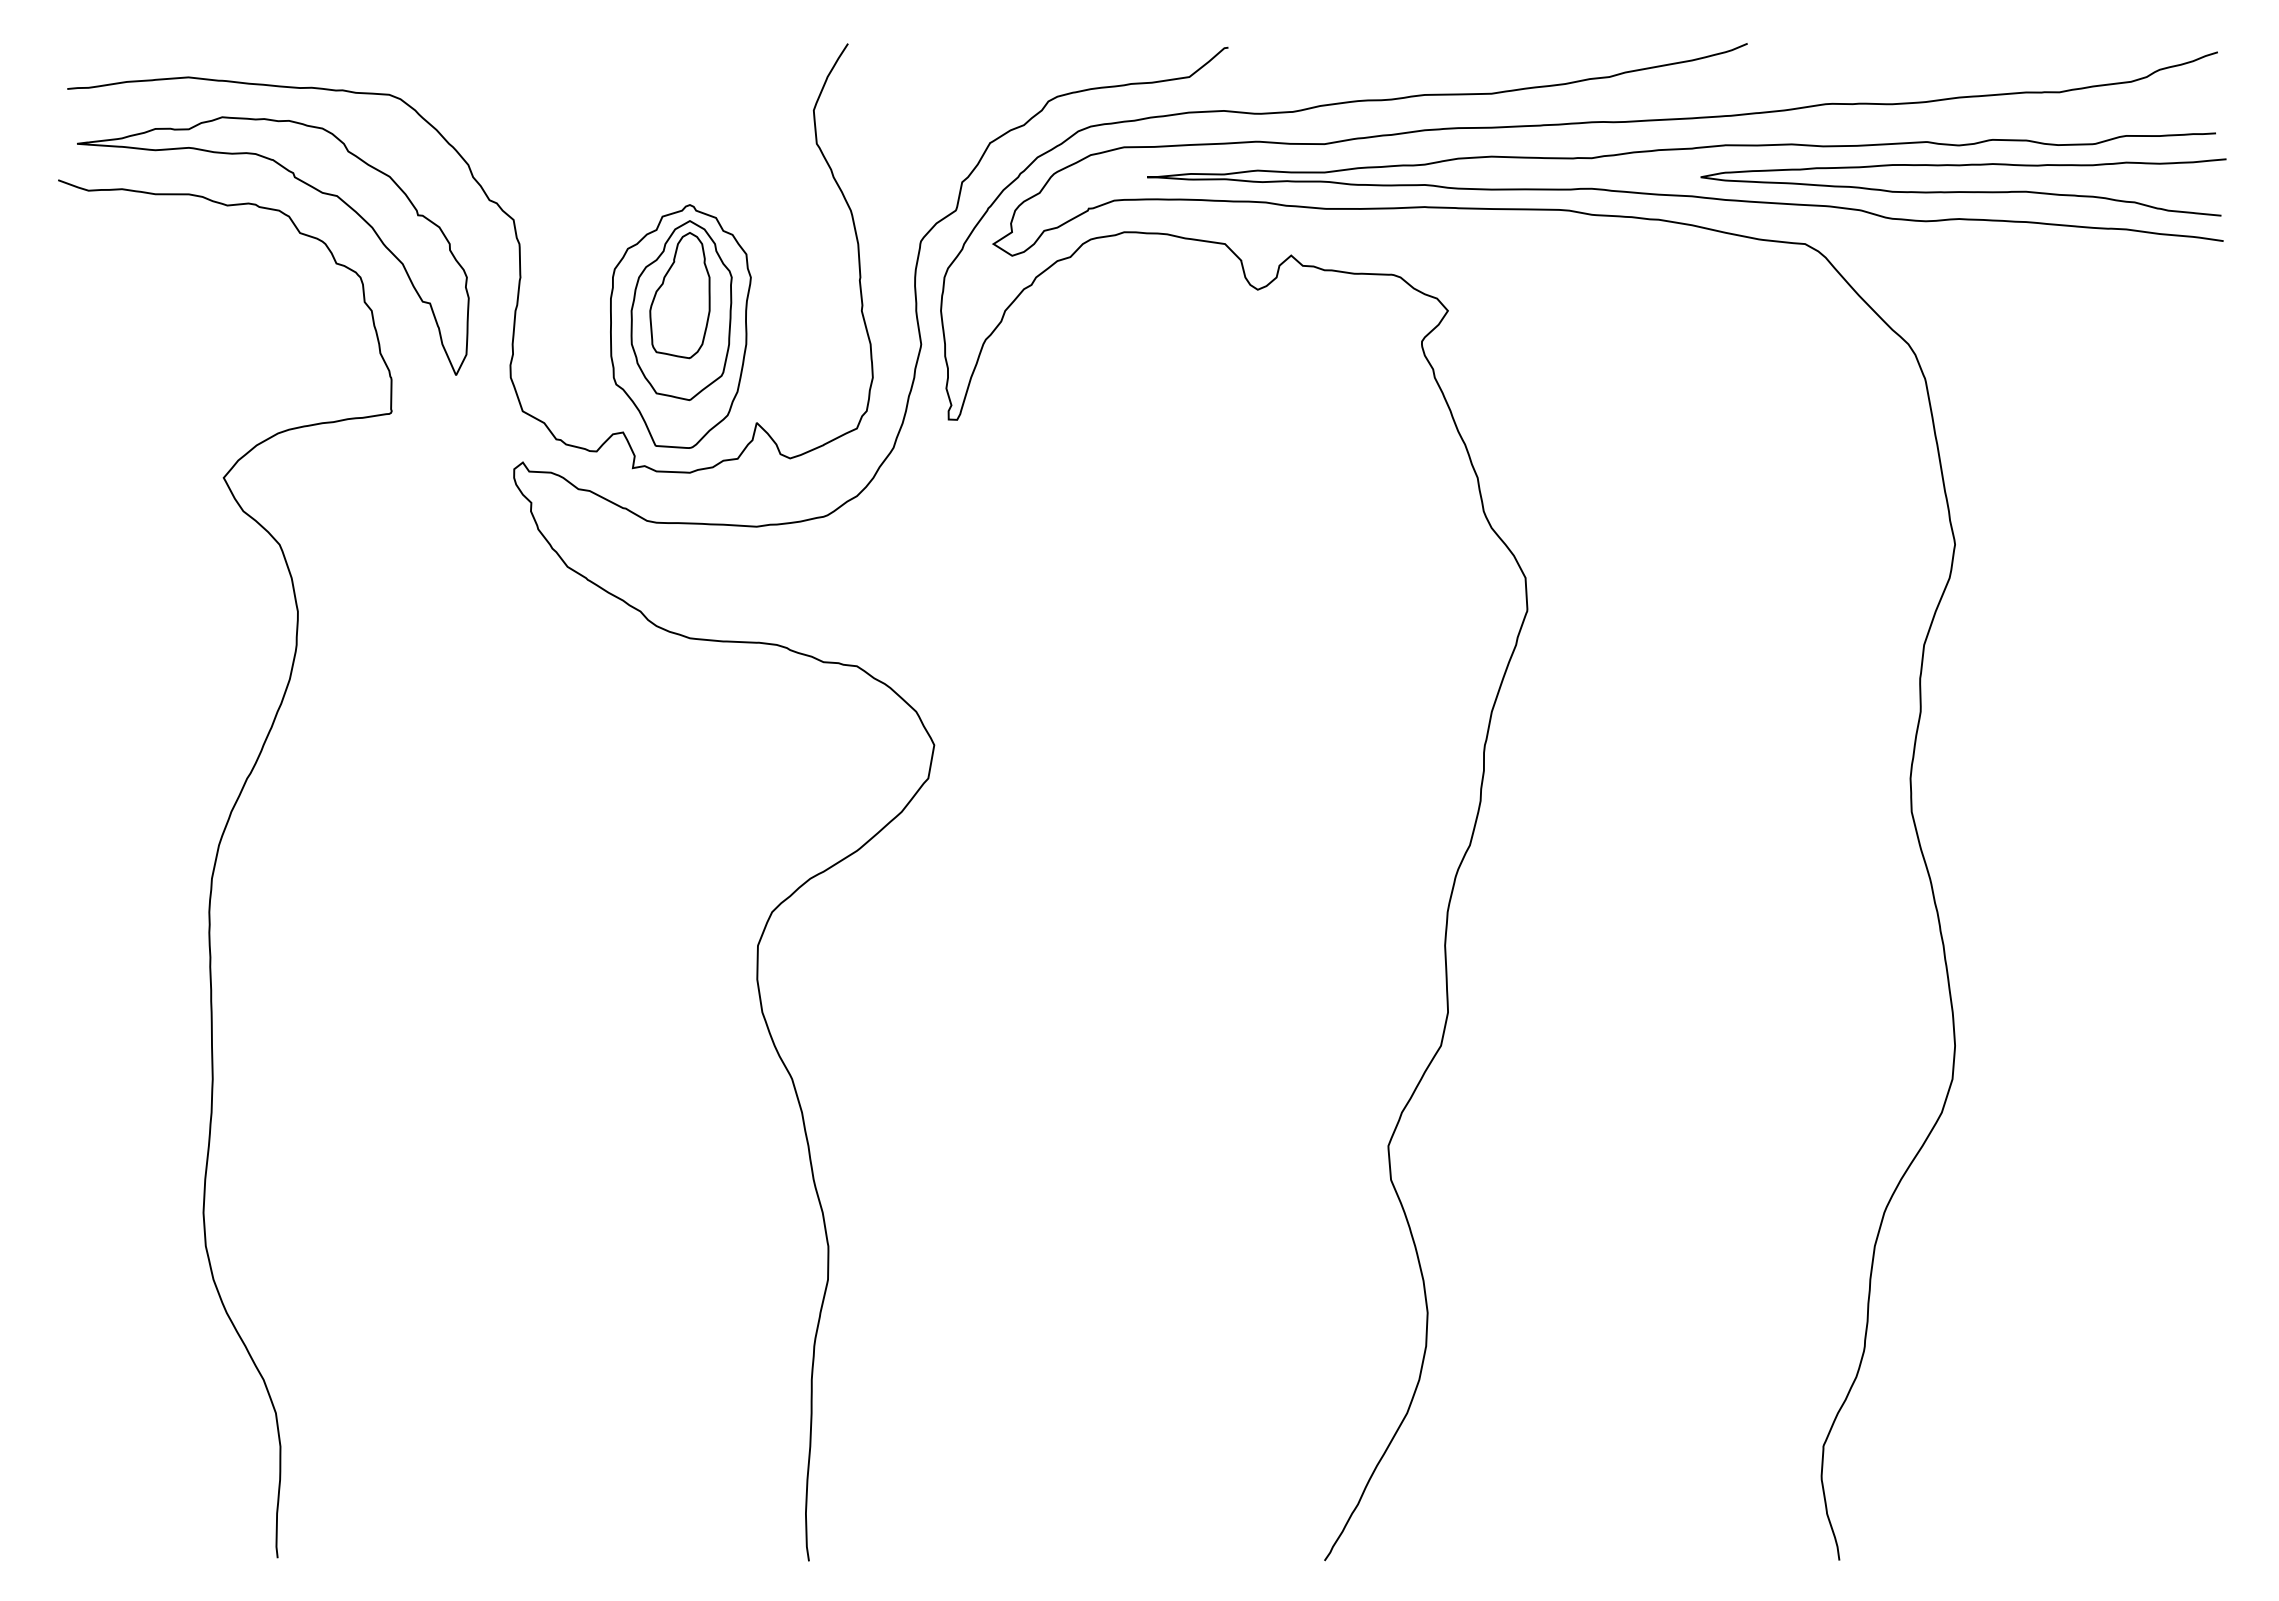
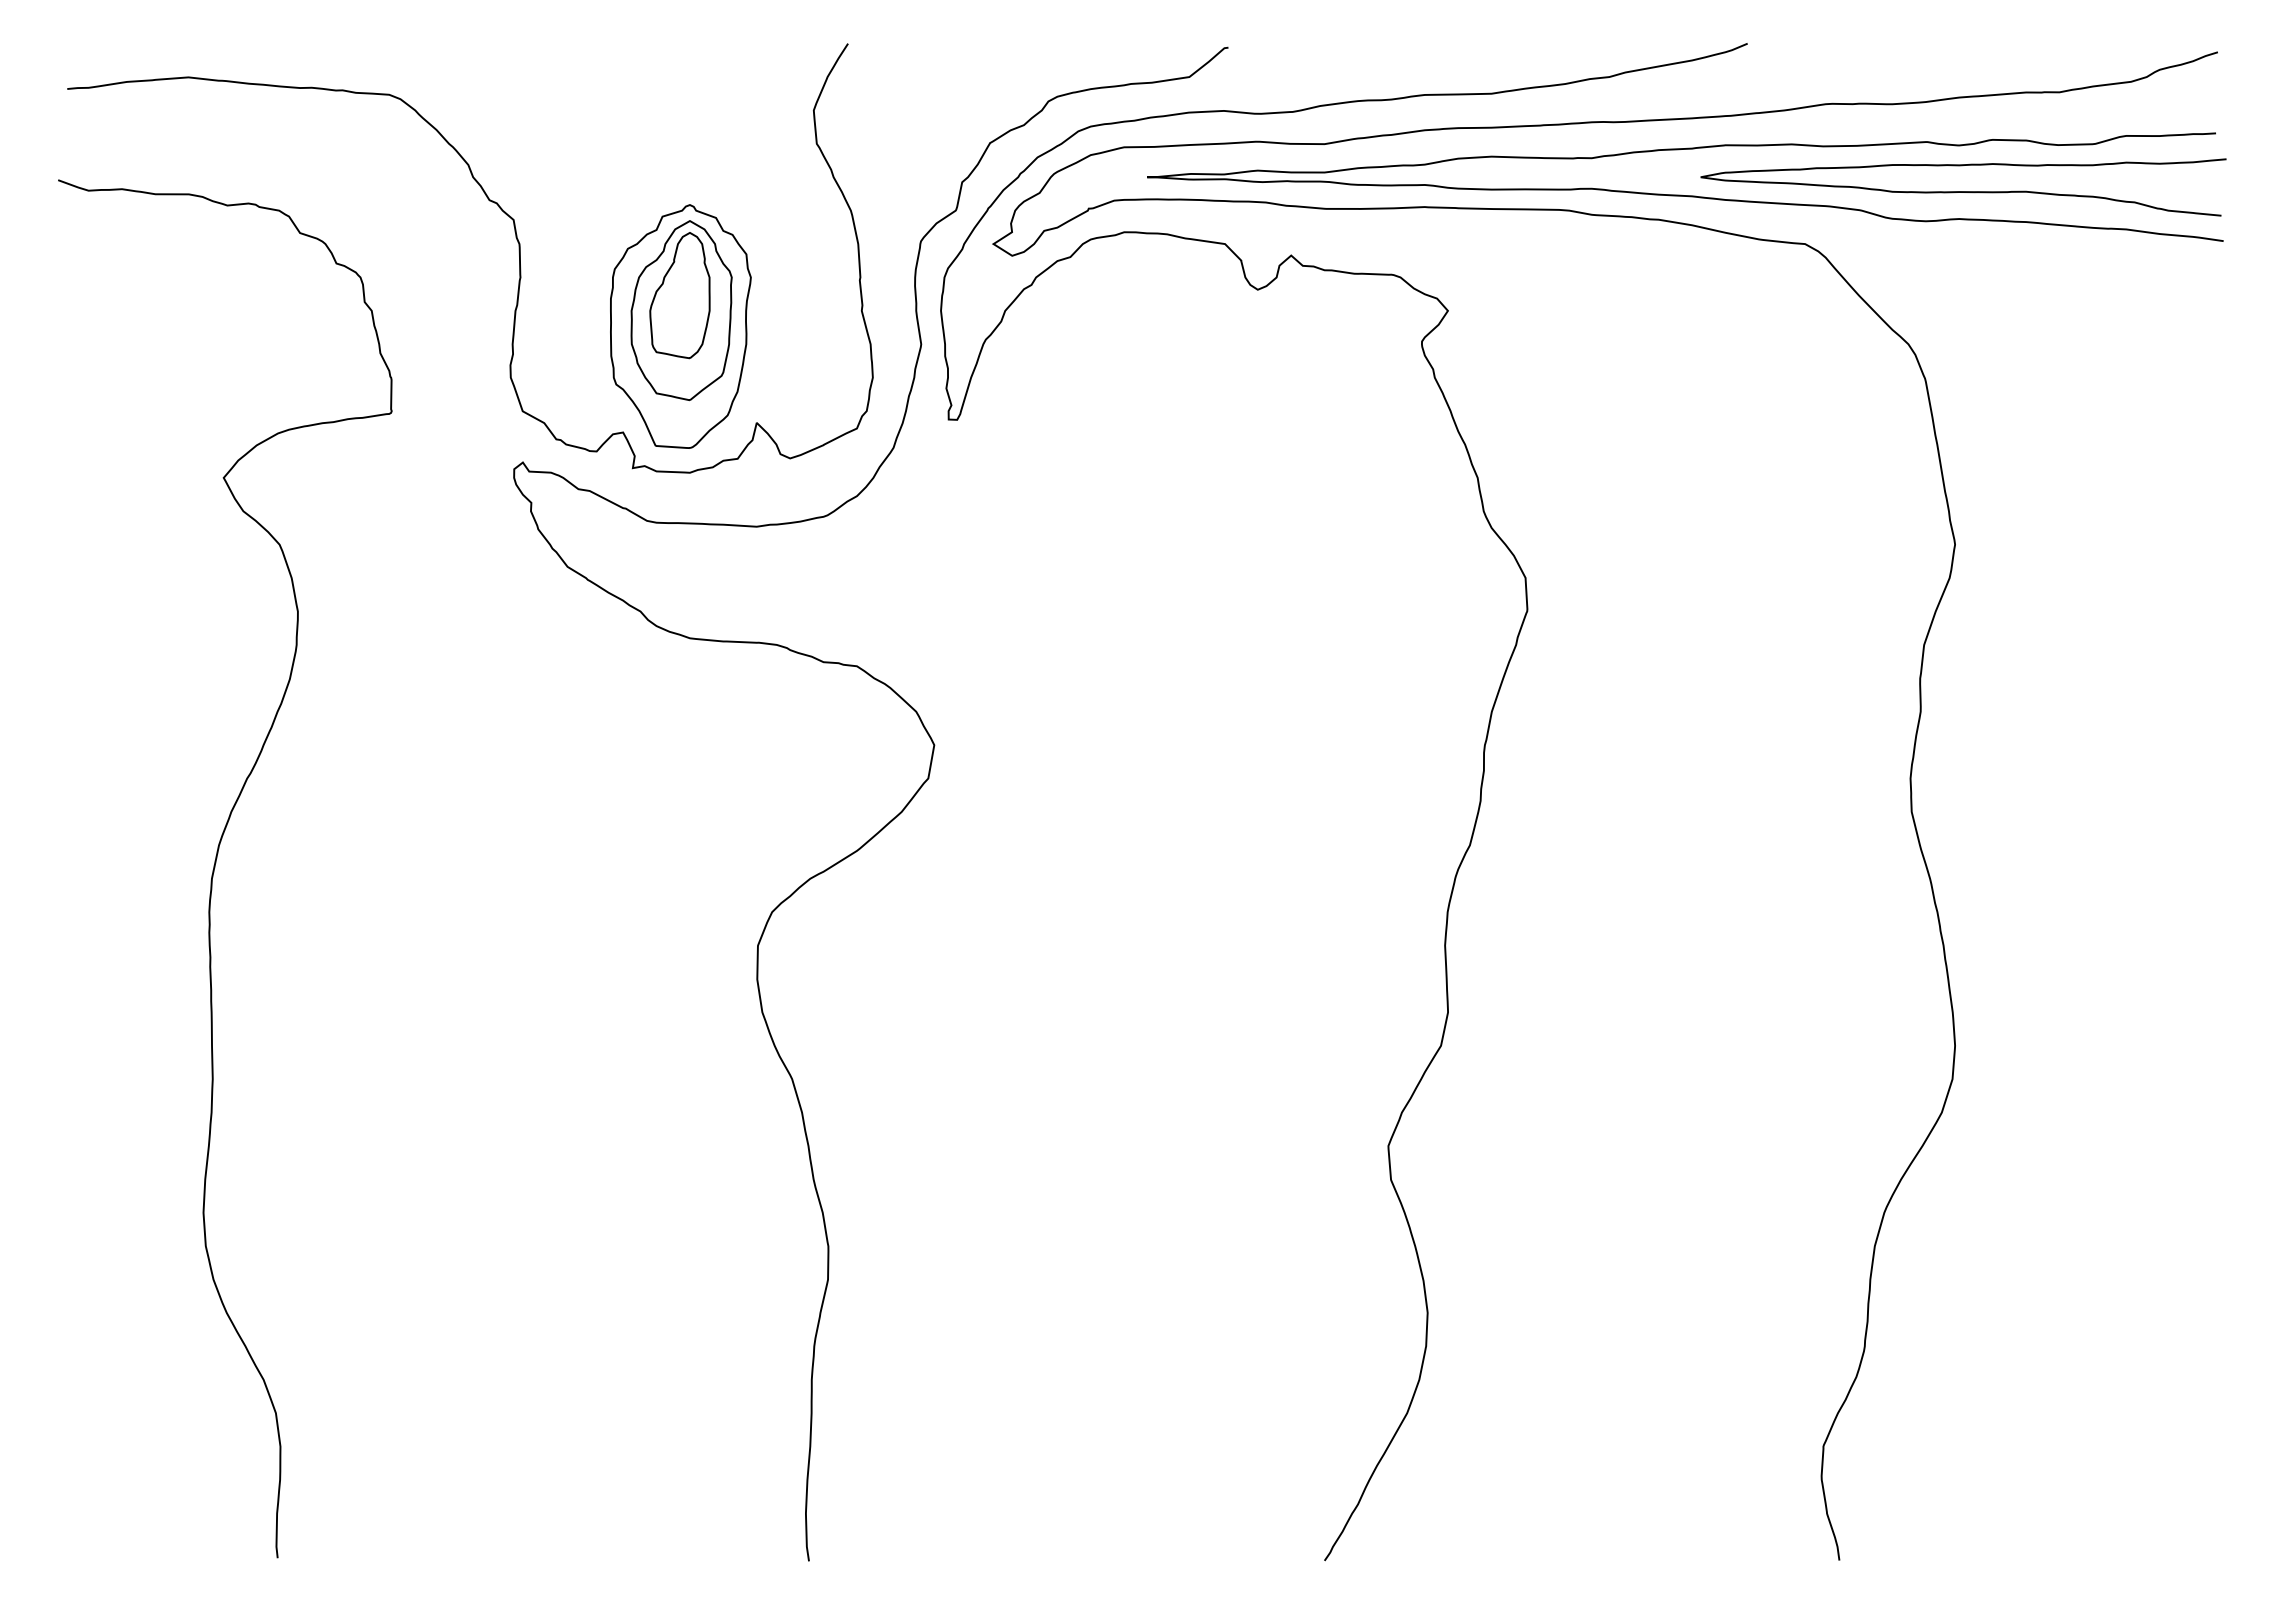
part: present -> none (303, 183)
